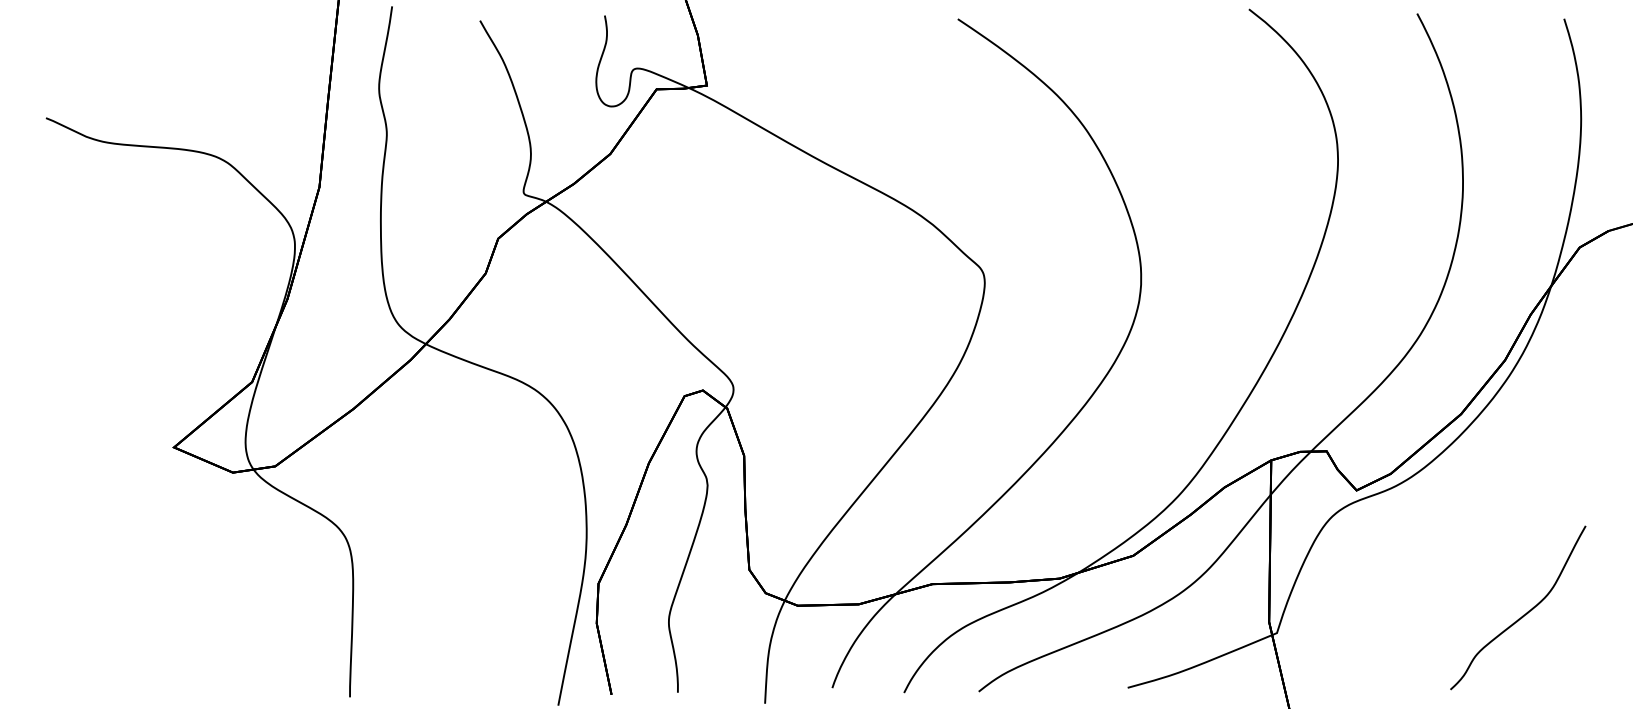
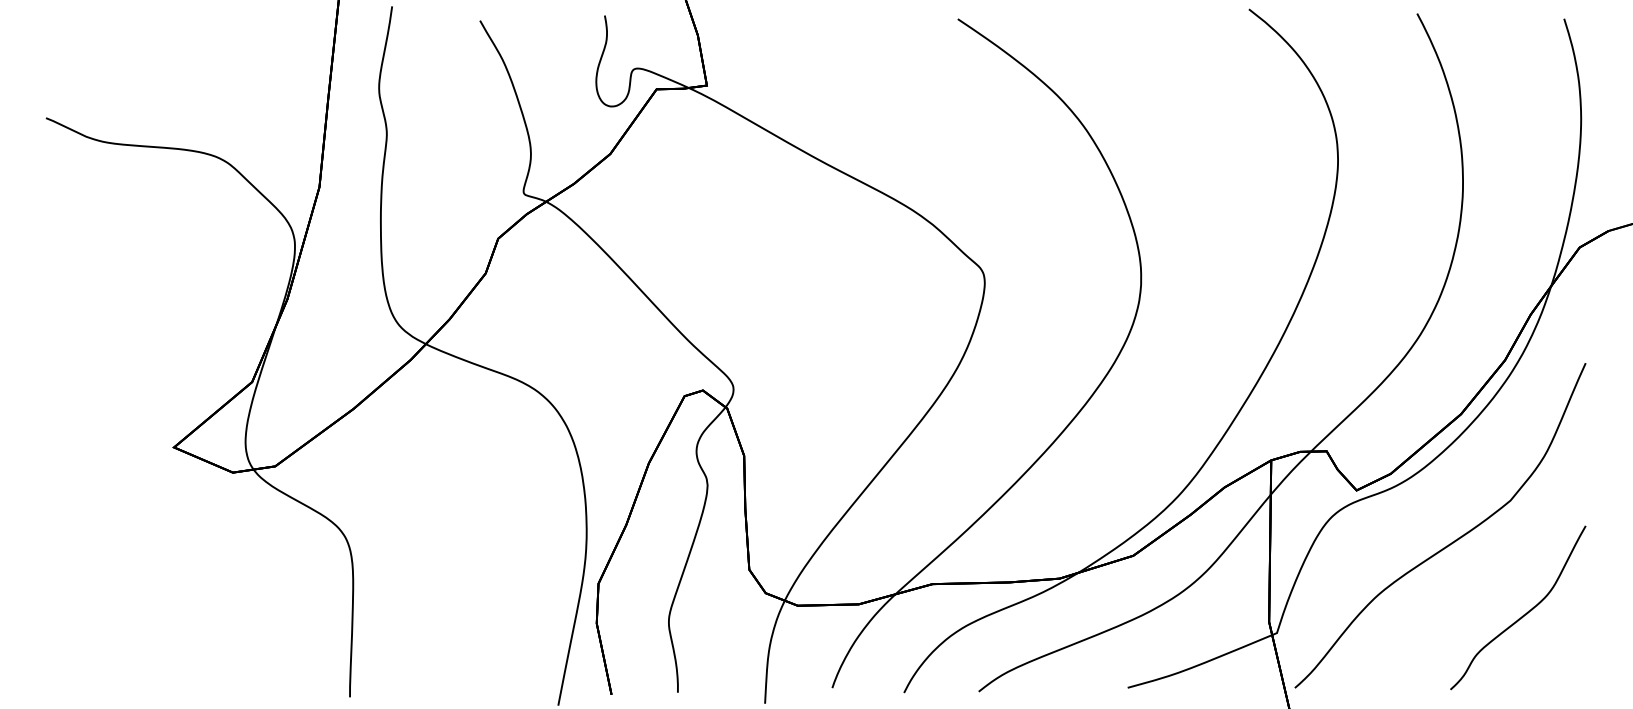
part: none -> present (1452, 541)
